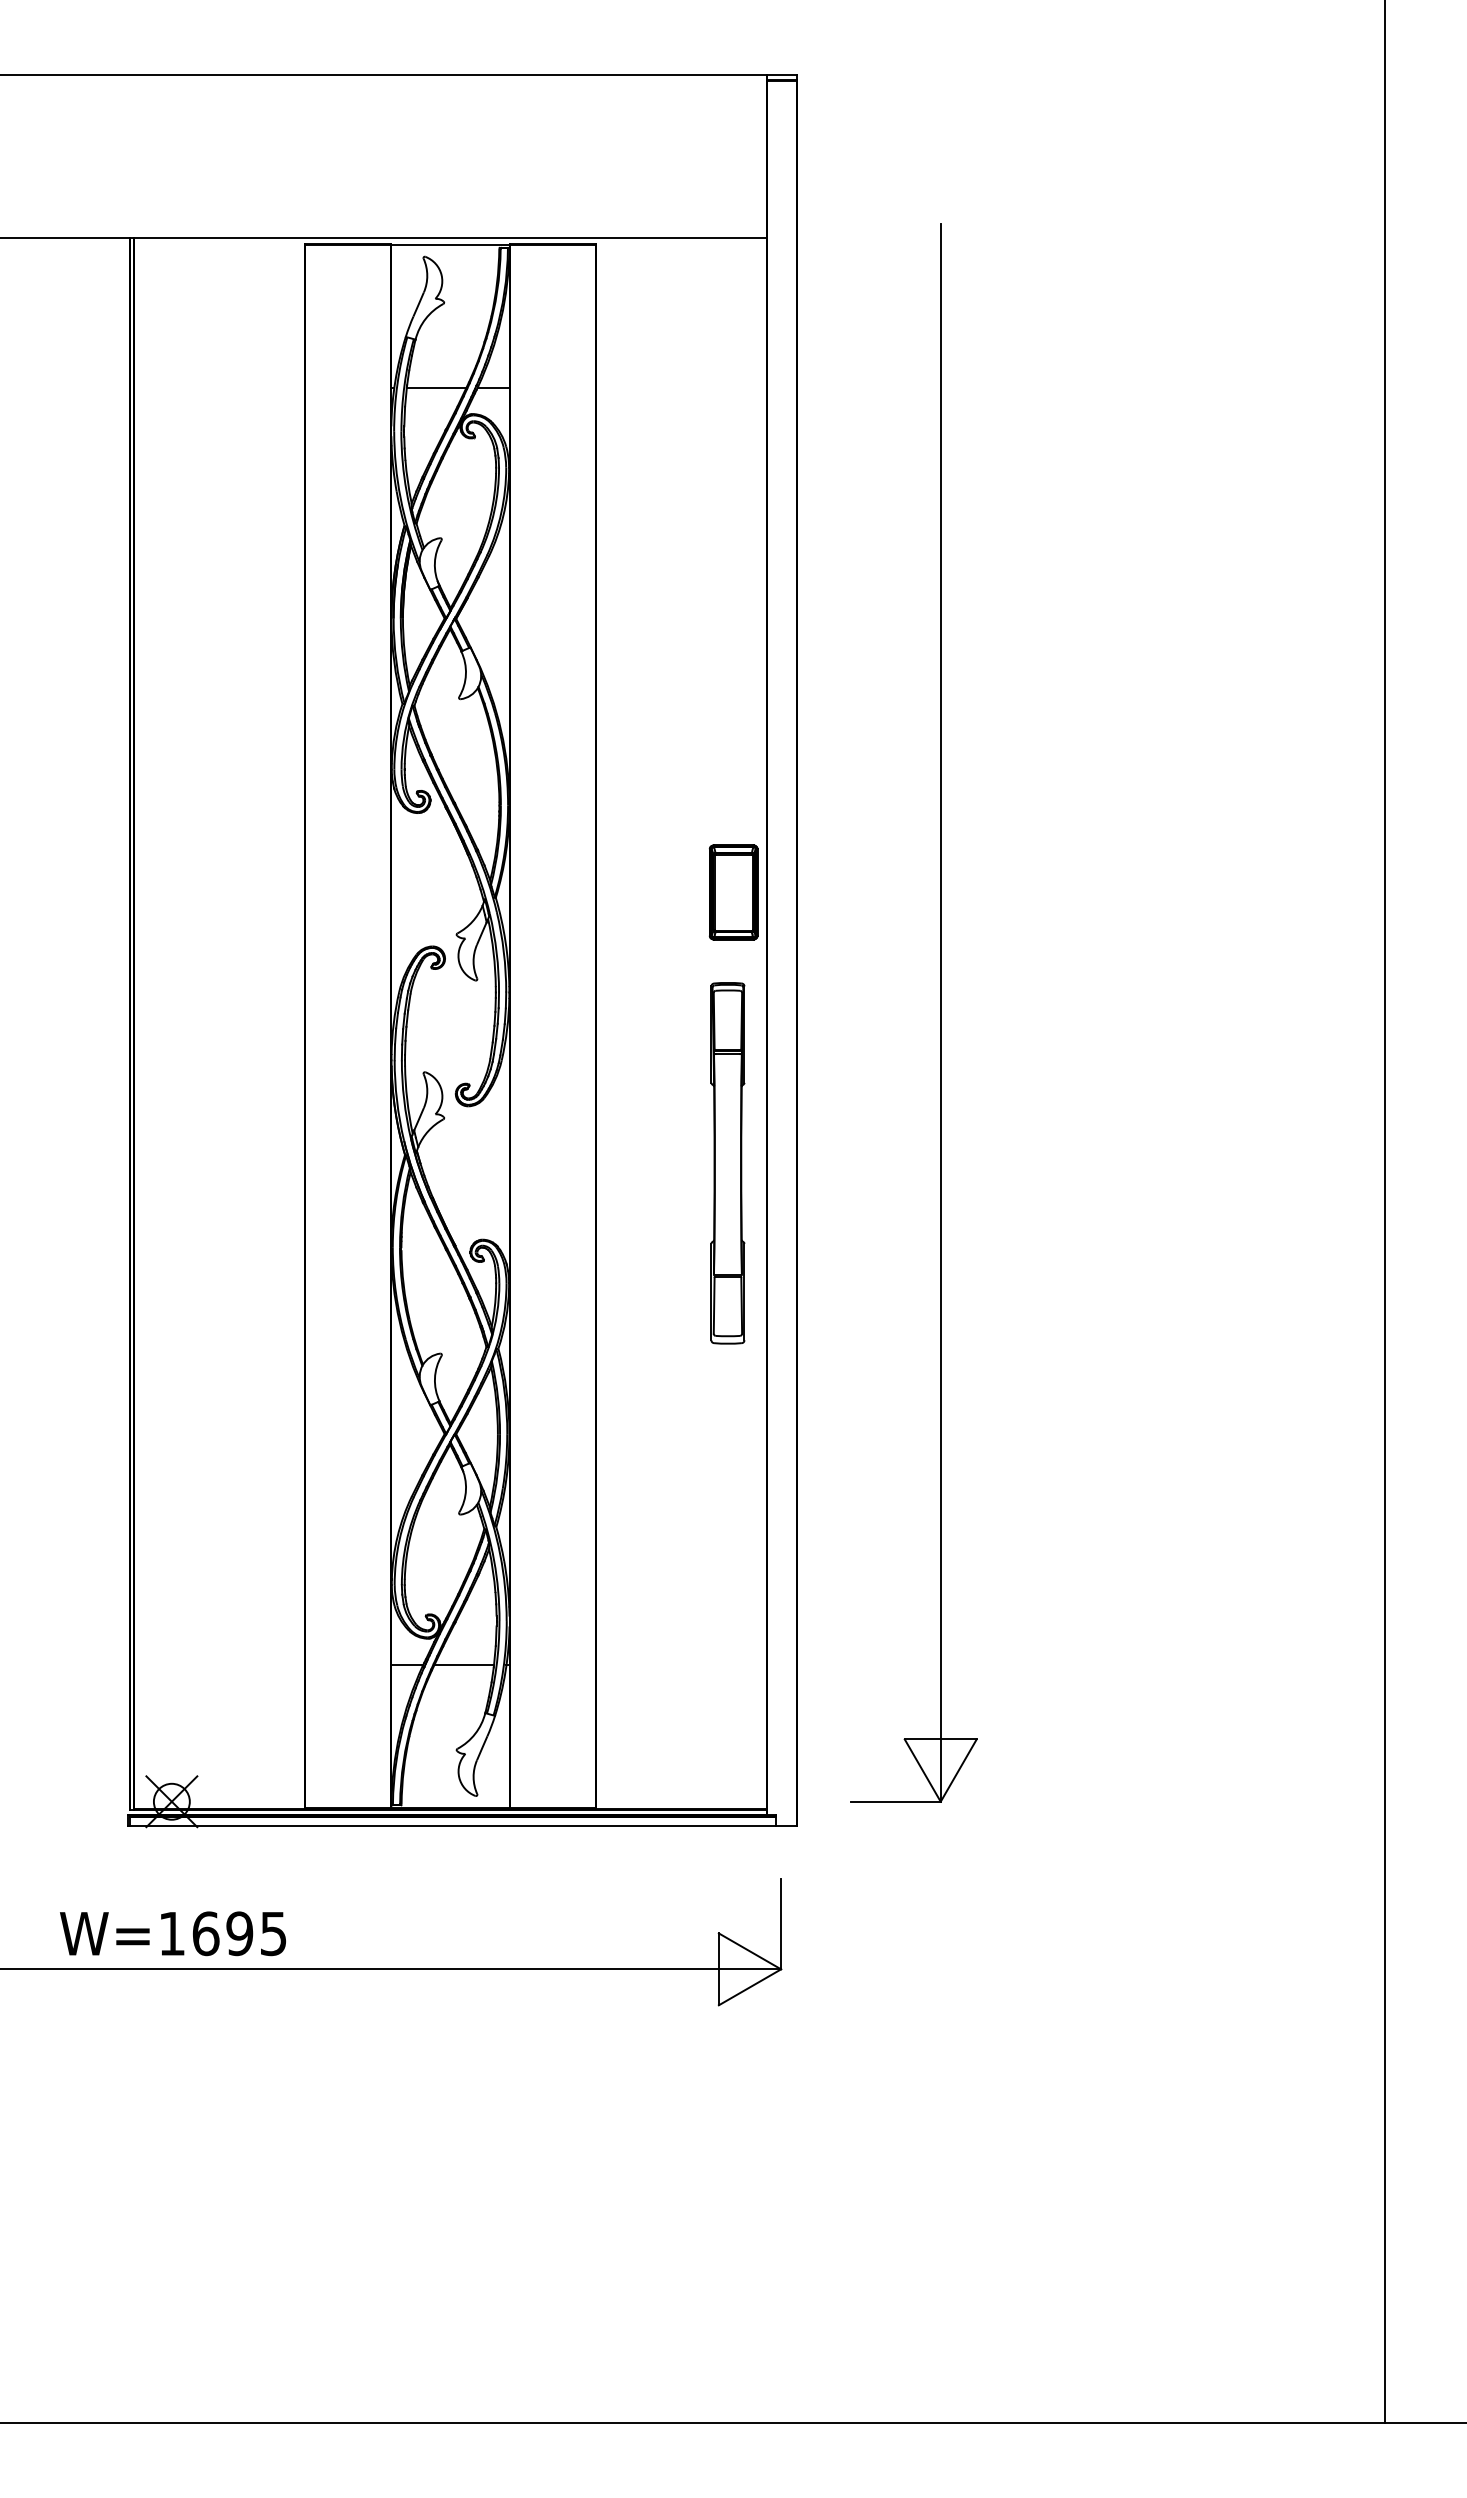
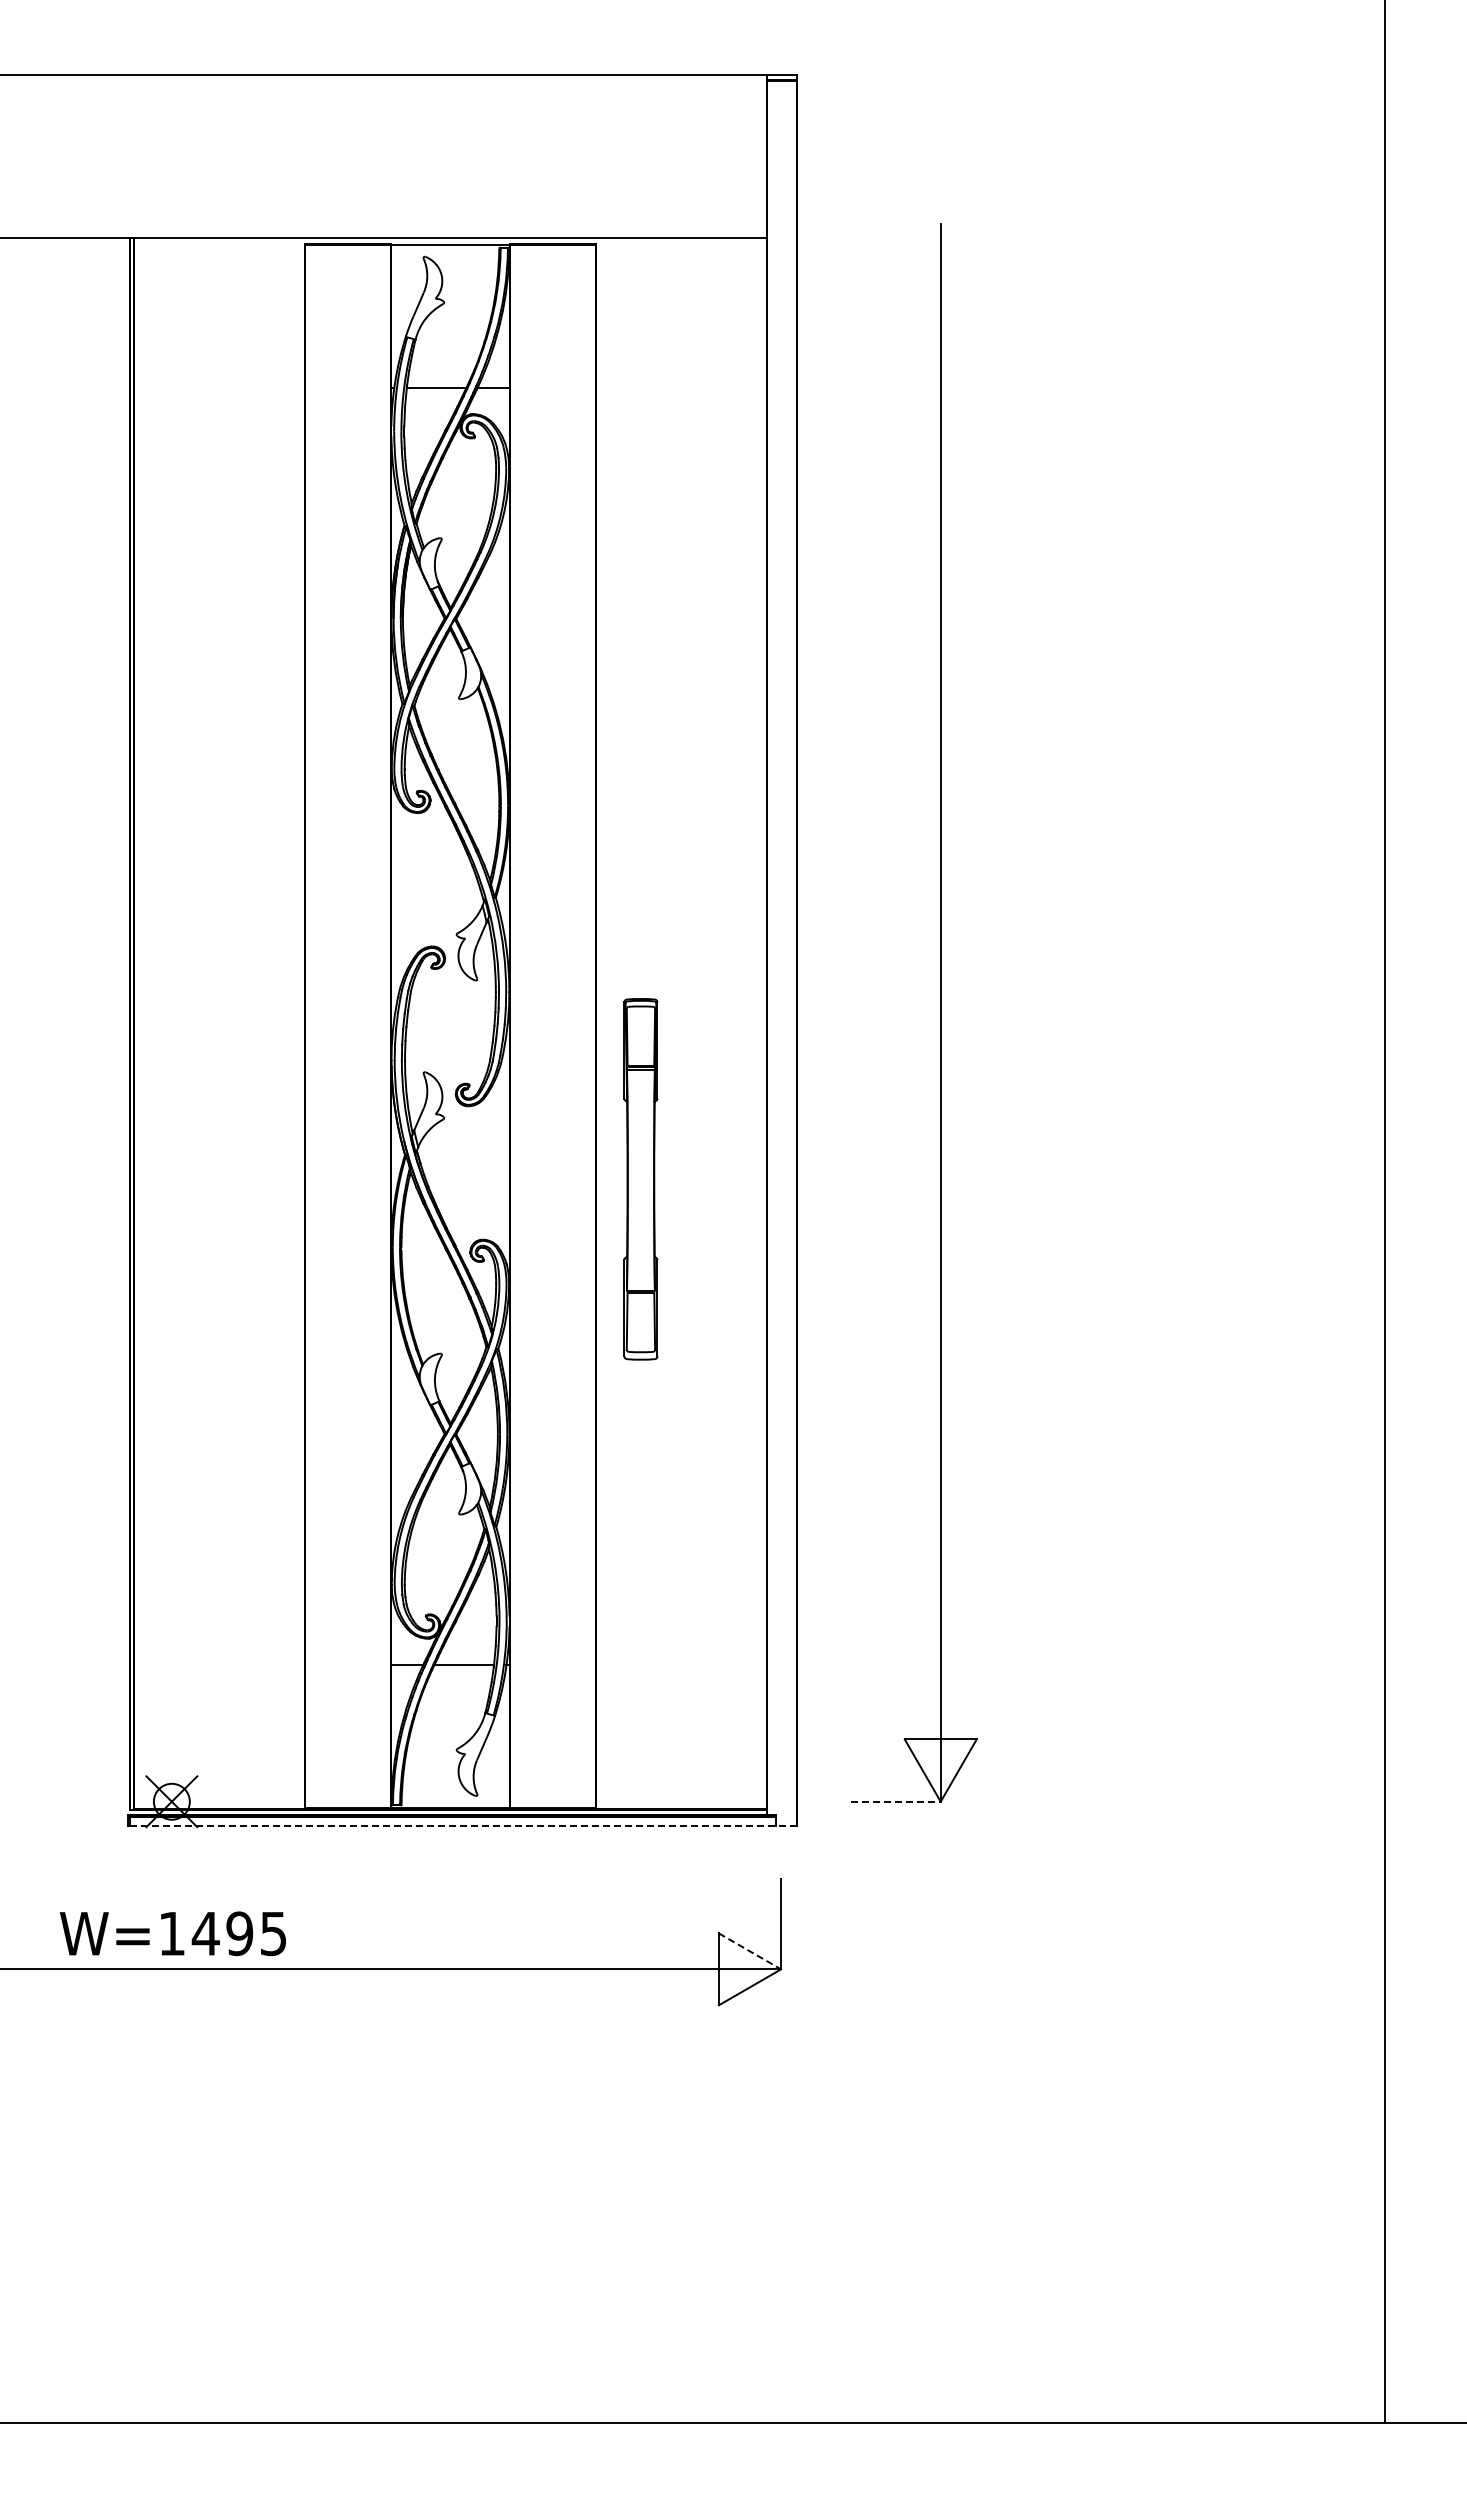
part: present -> none (733, 892)
part position: (727, 1163) -> (640, 1179) (640, 1179)
line: solid -> dashed (895, 1801)
line: solid -> dashed (463, 1825)
text: W=1695 -> W=1495 (205, 1933)
line: solid -> dashed (750, 1951)
